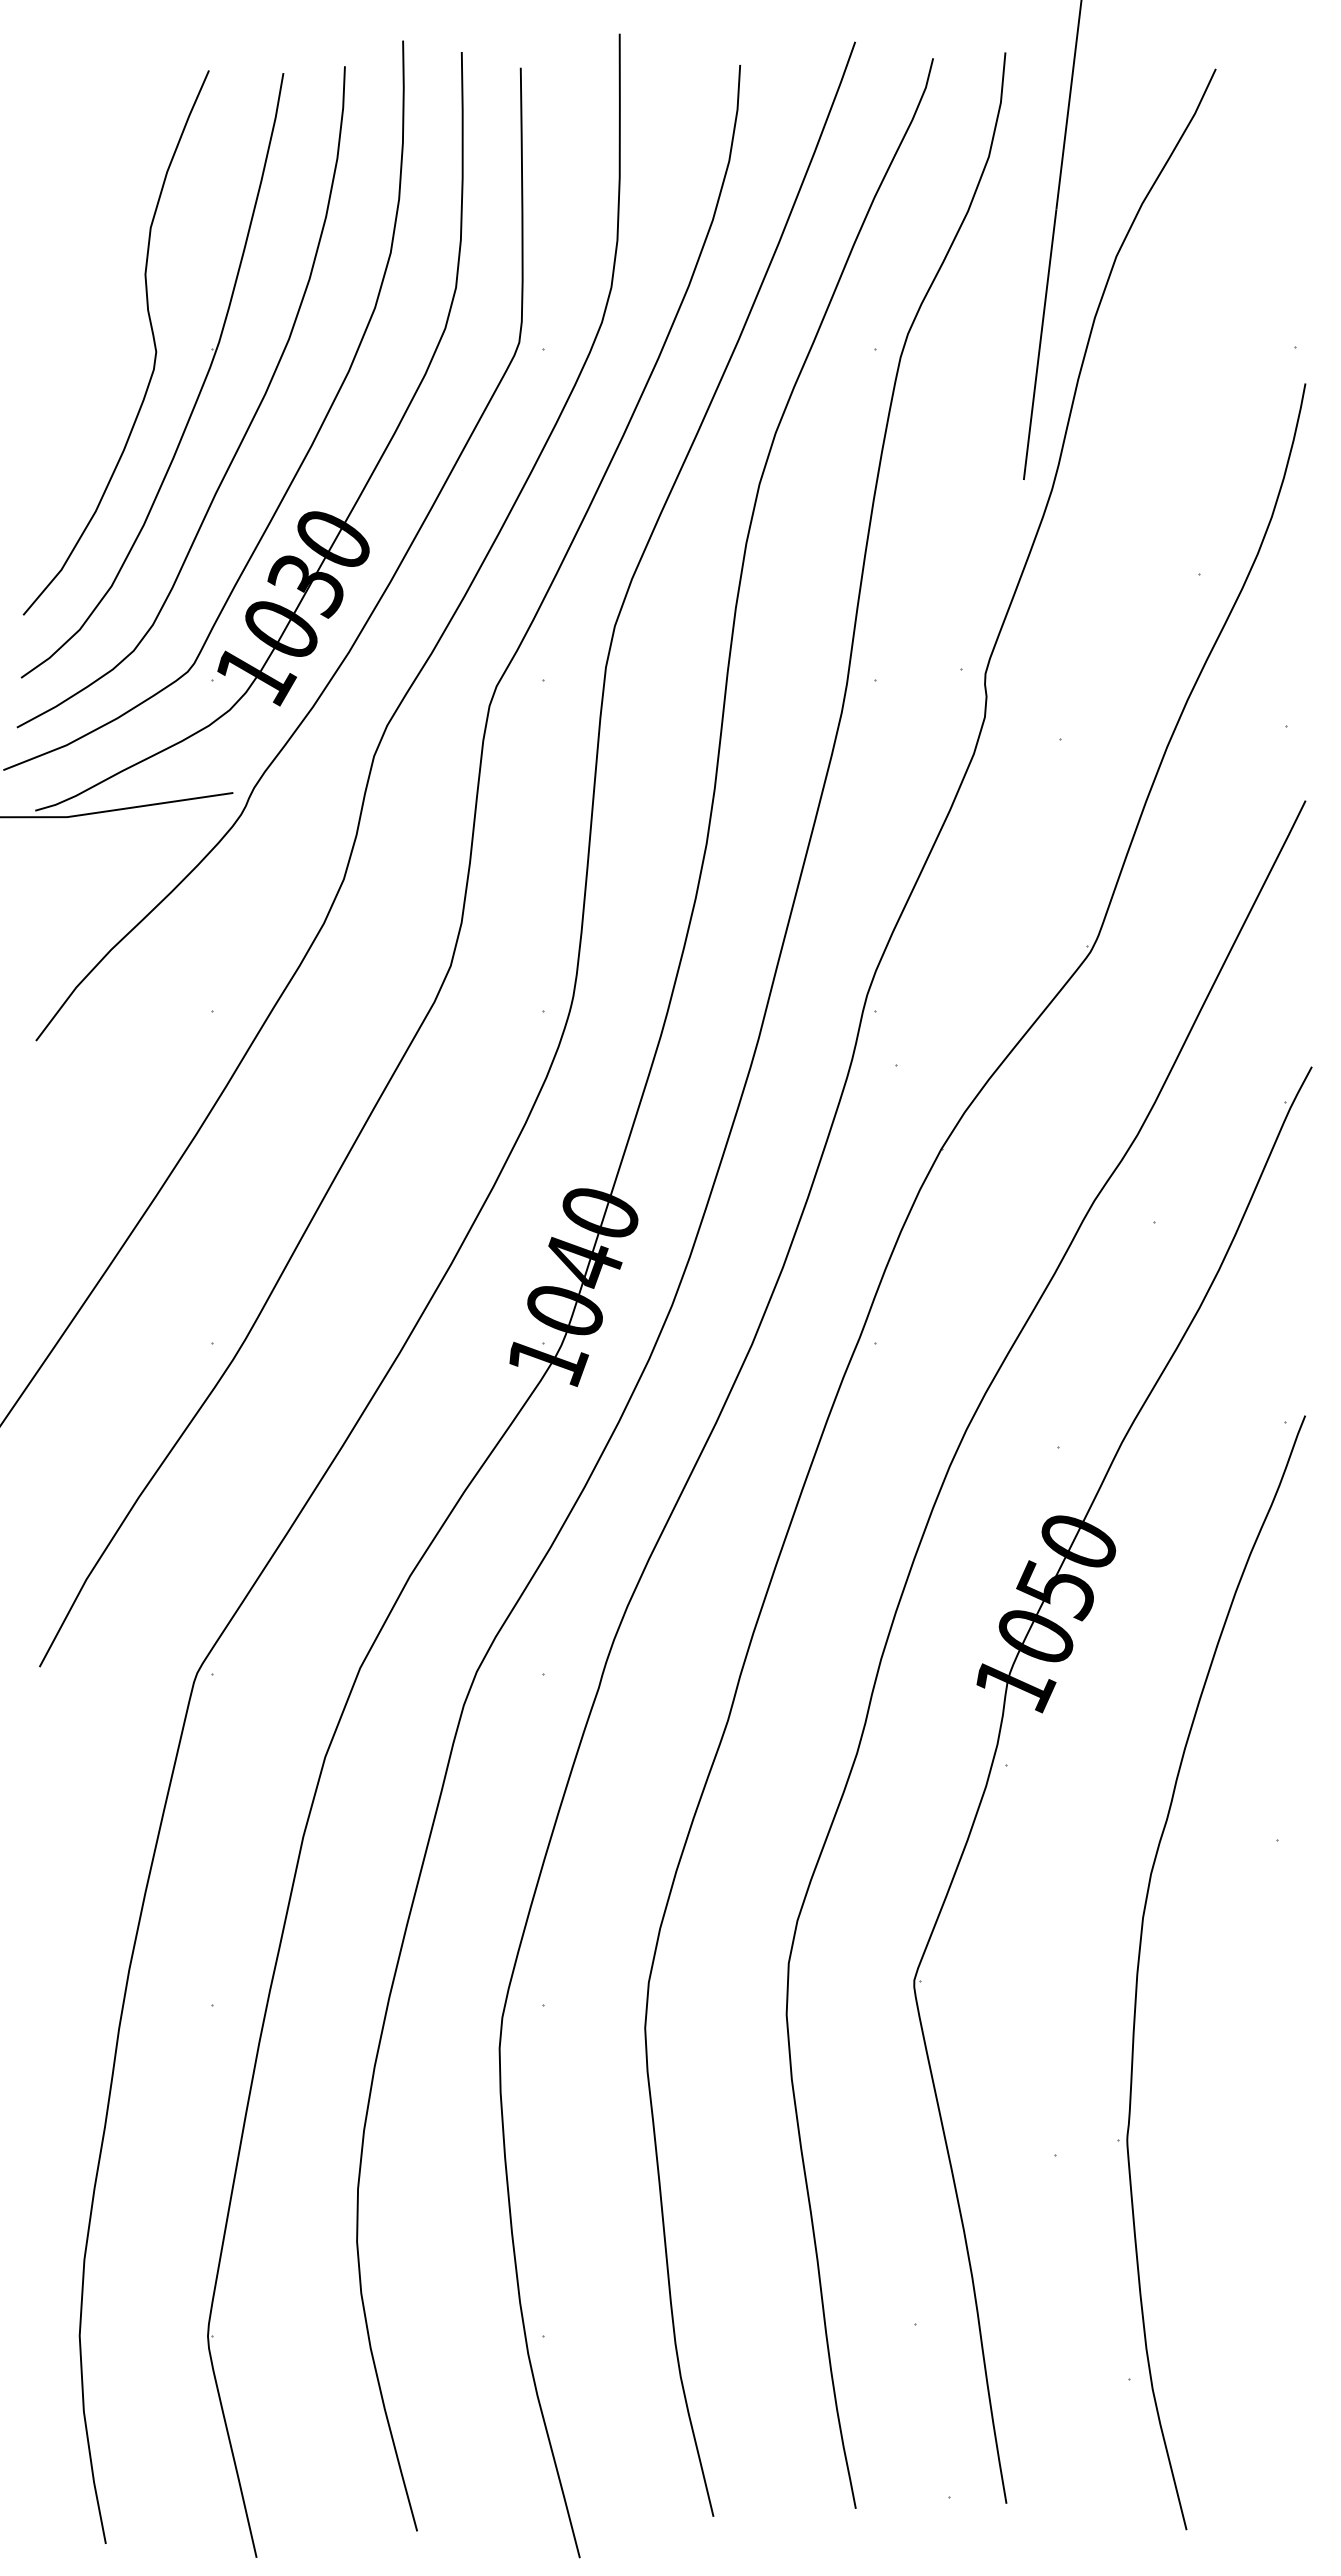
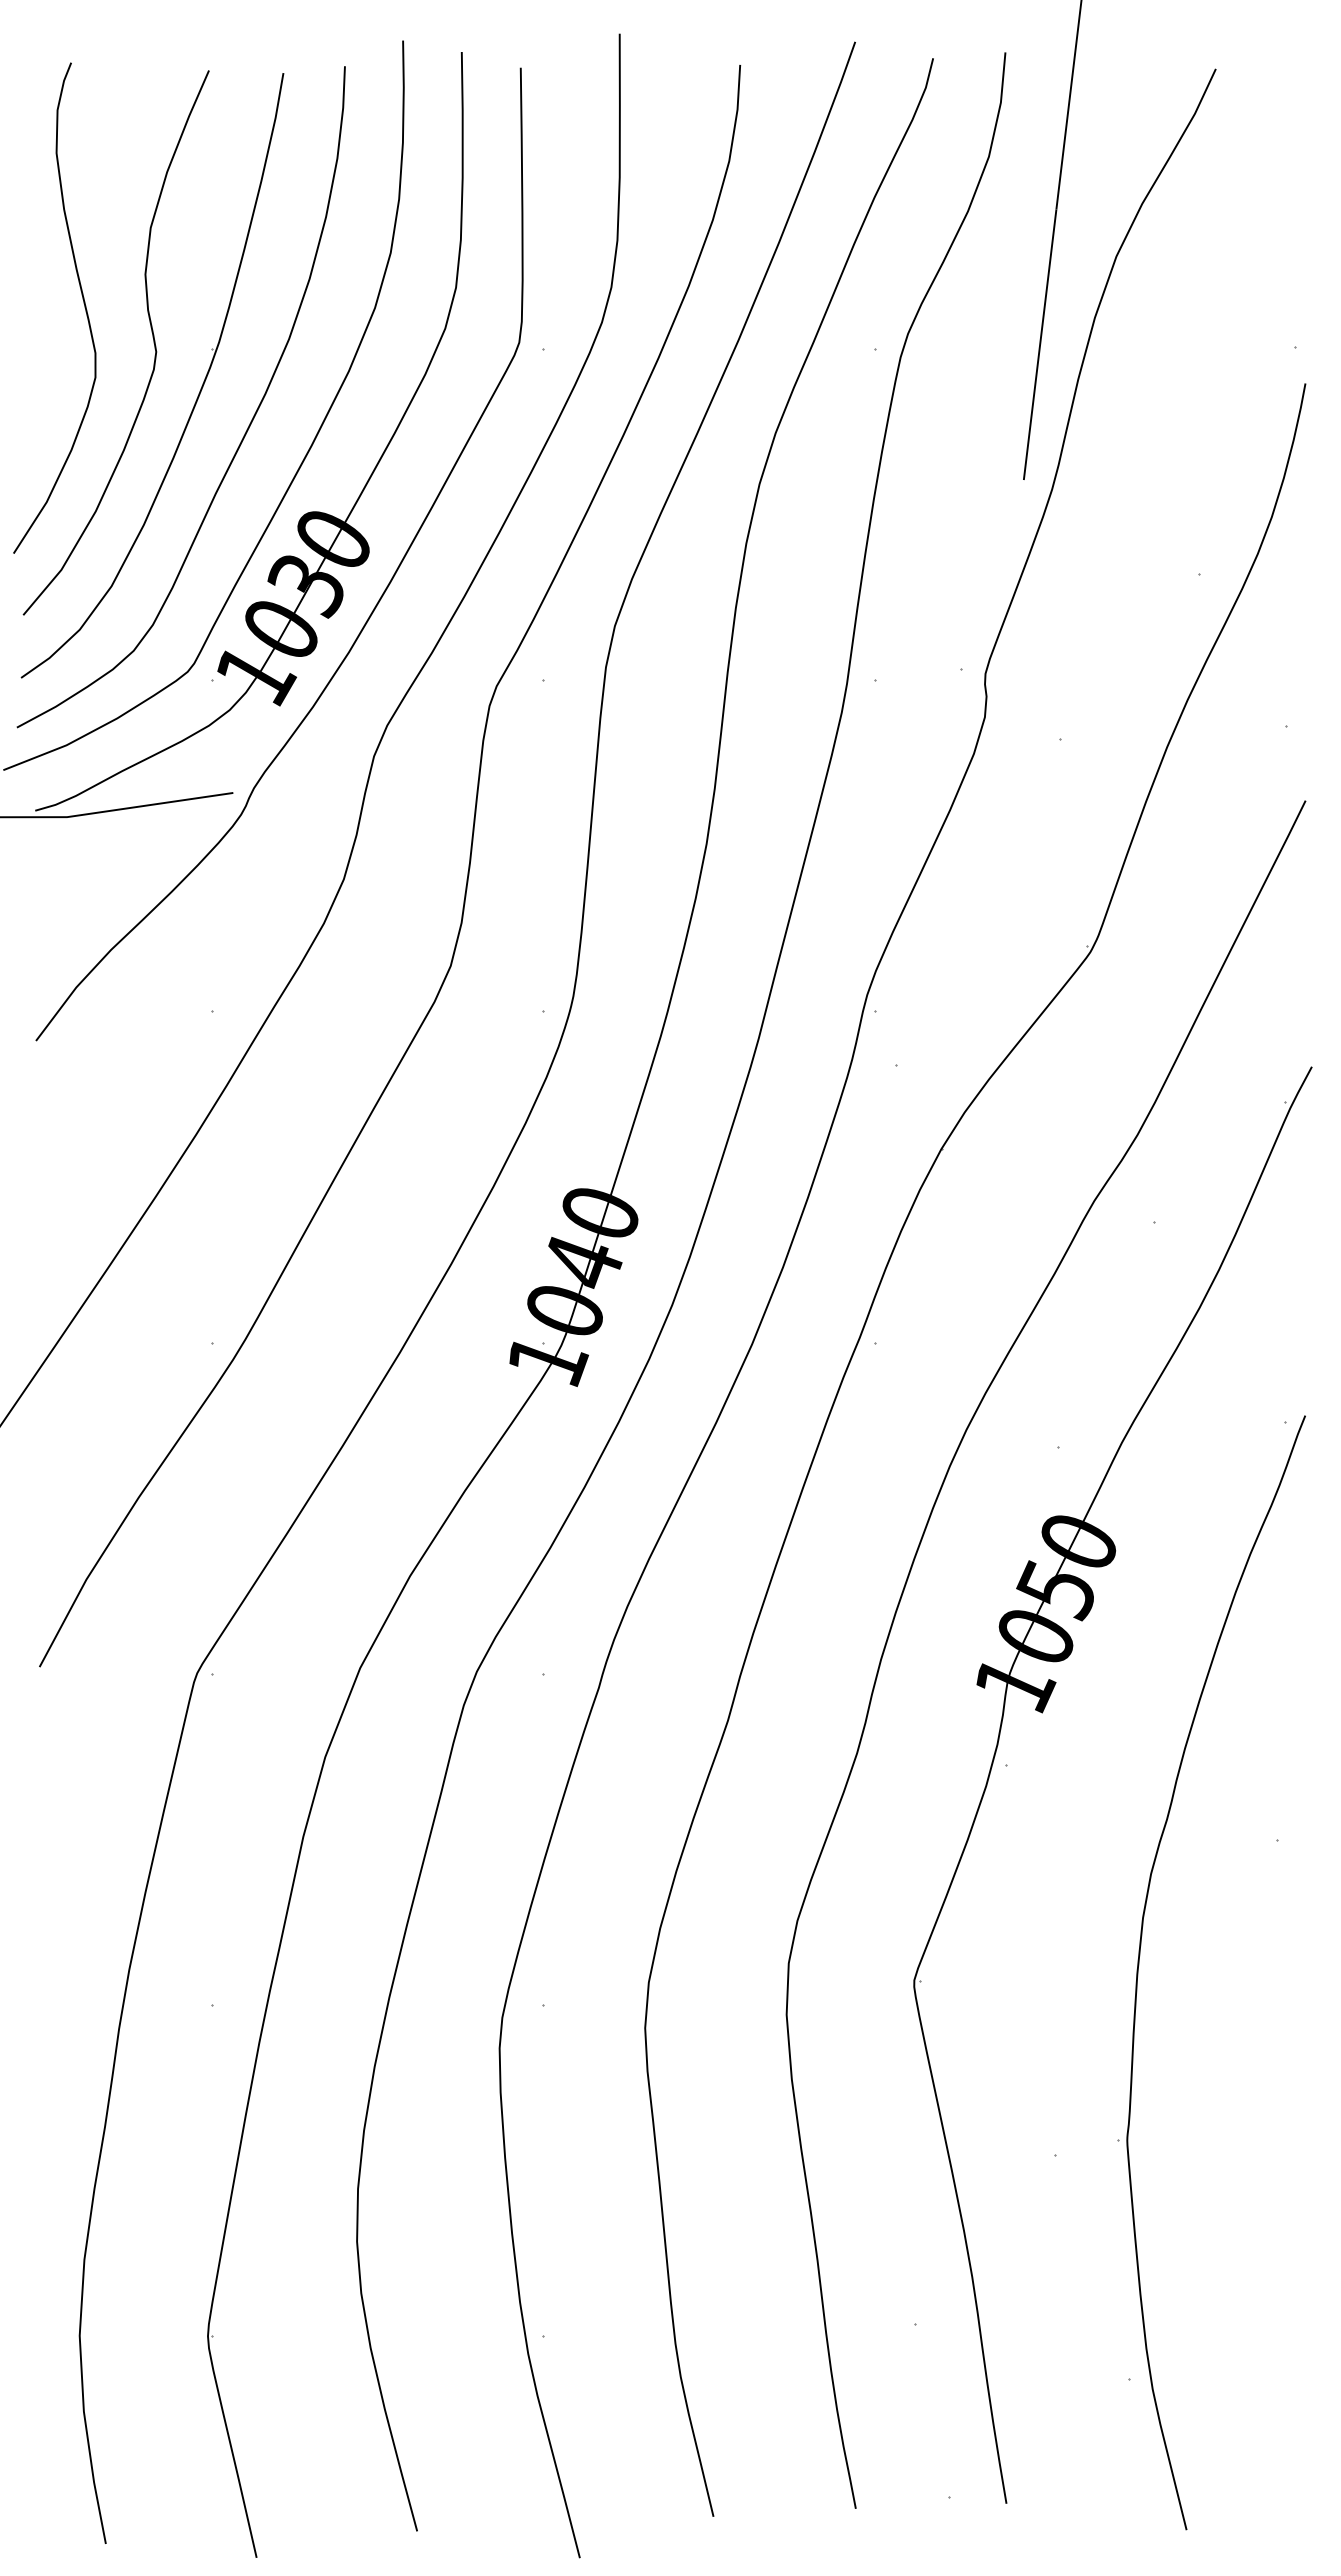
curve: none -> present (82, 299)
